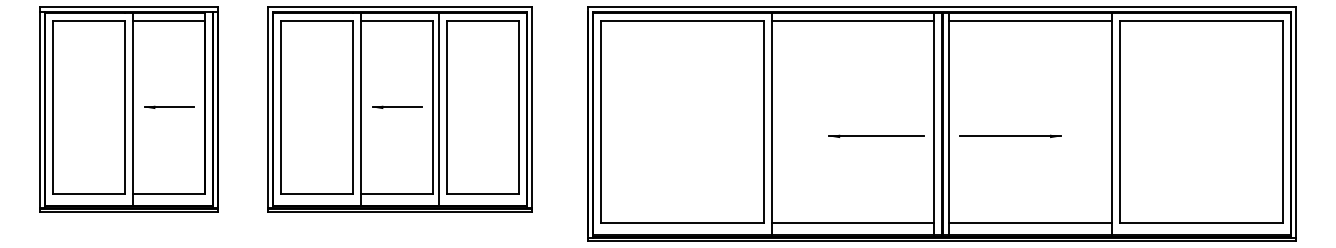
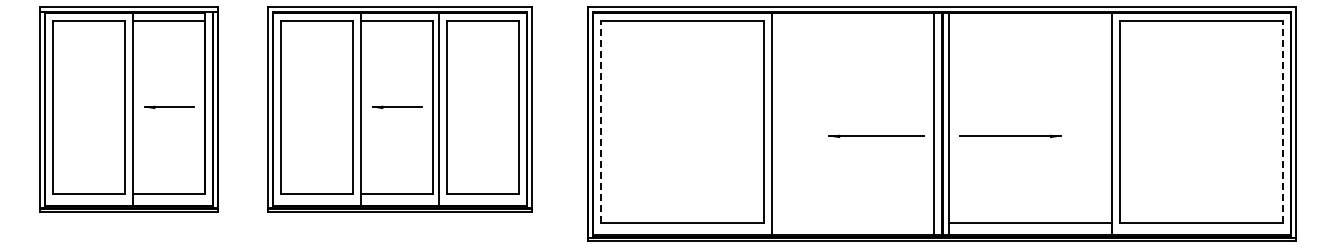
line: present -> none (852, 21)
line: present -> none (1030, 21)
line: solid -> dashed (600, 121)
line: solid -> dashed (1282, 121)
line: present -> none (852, 222)
